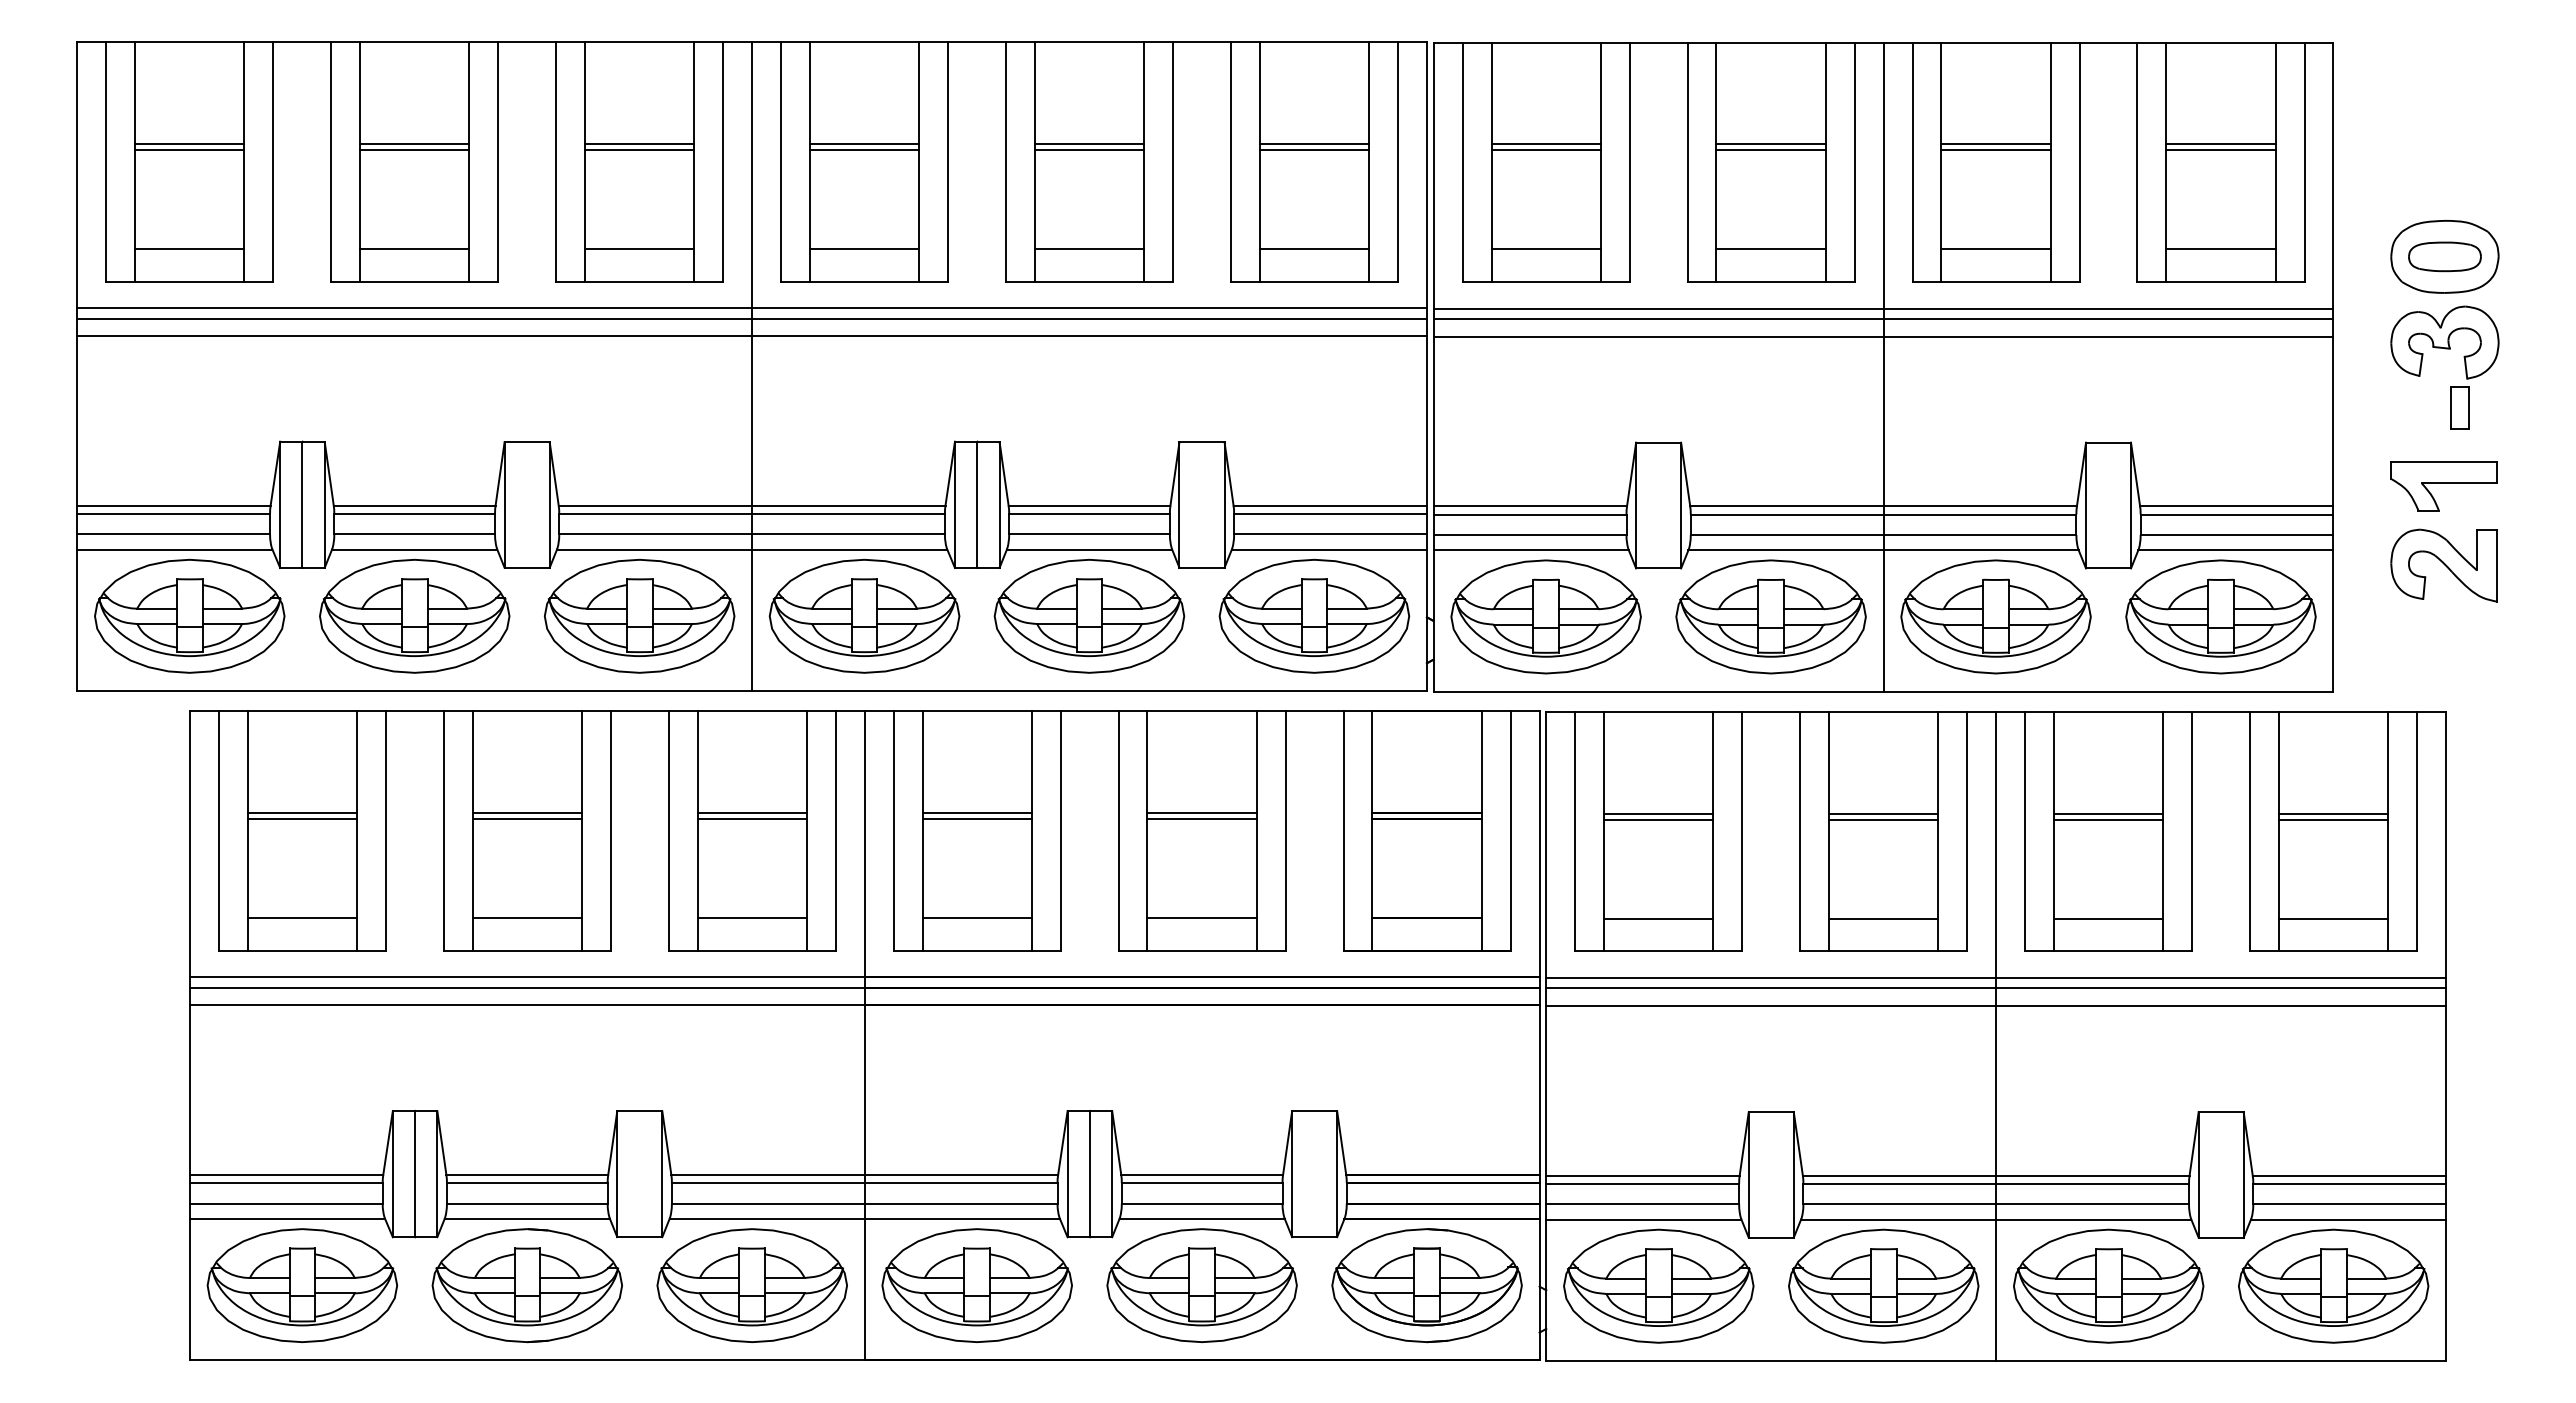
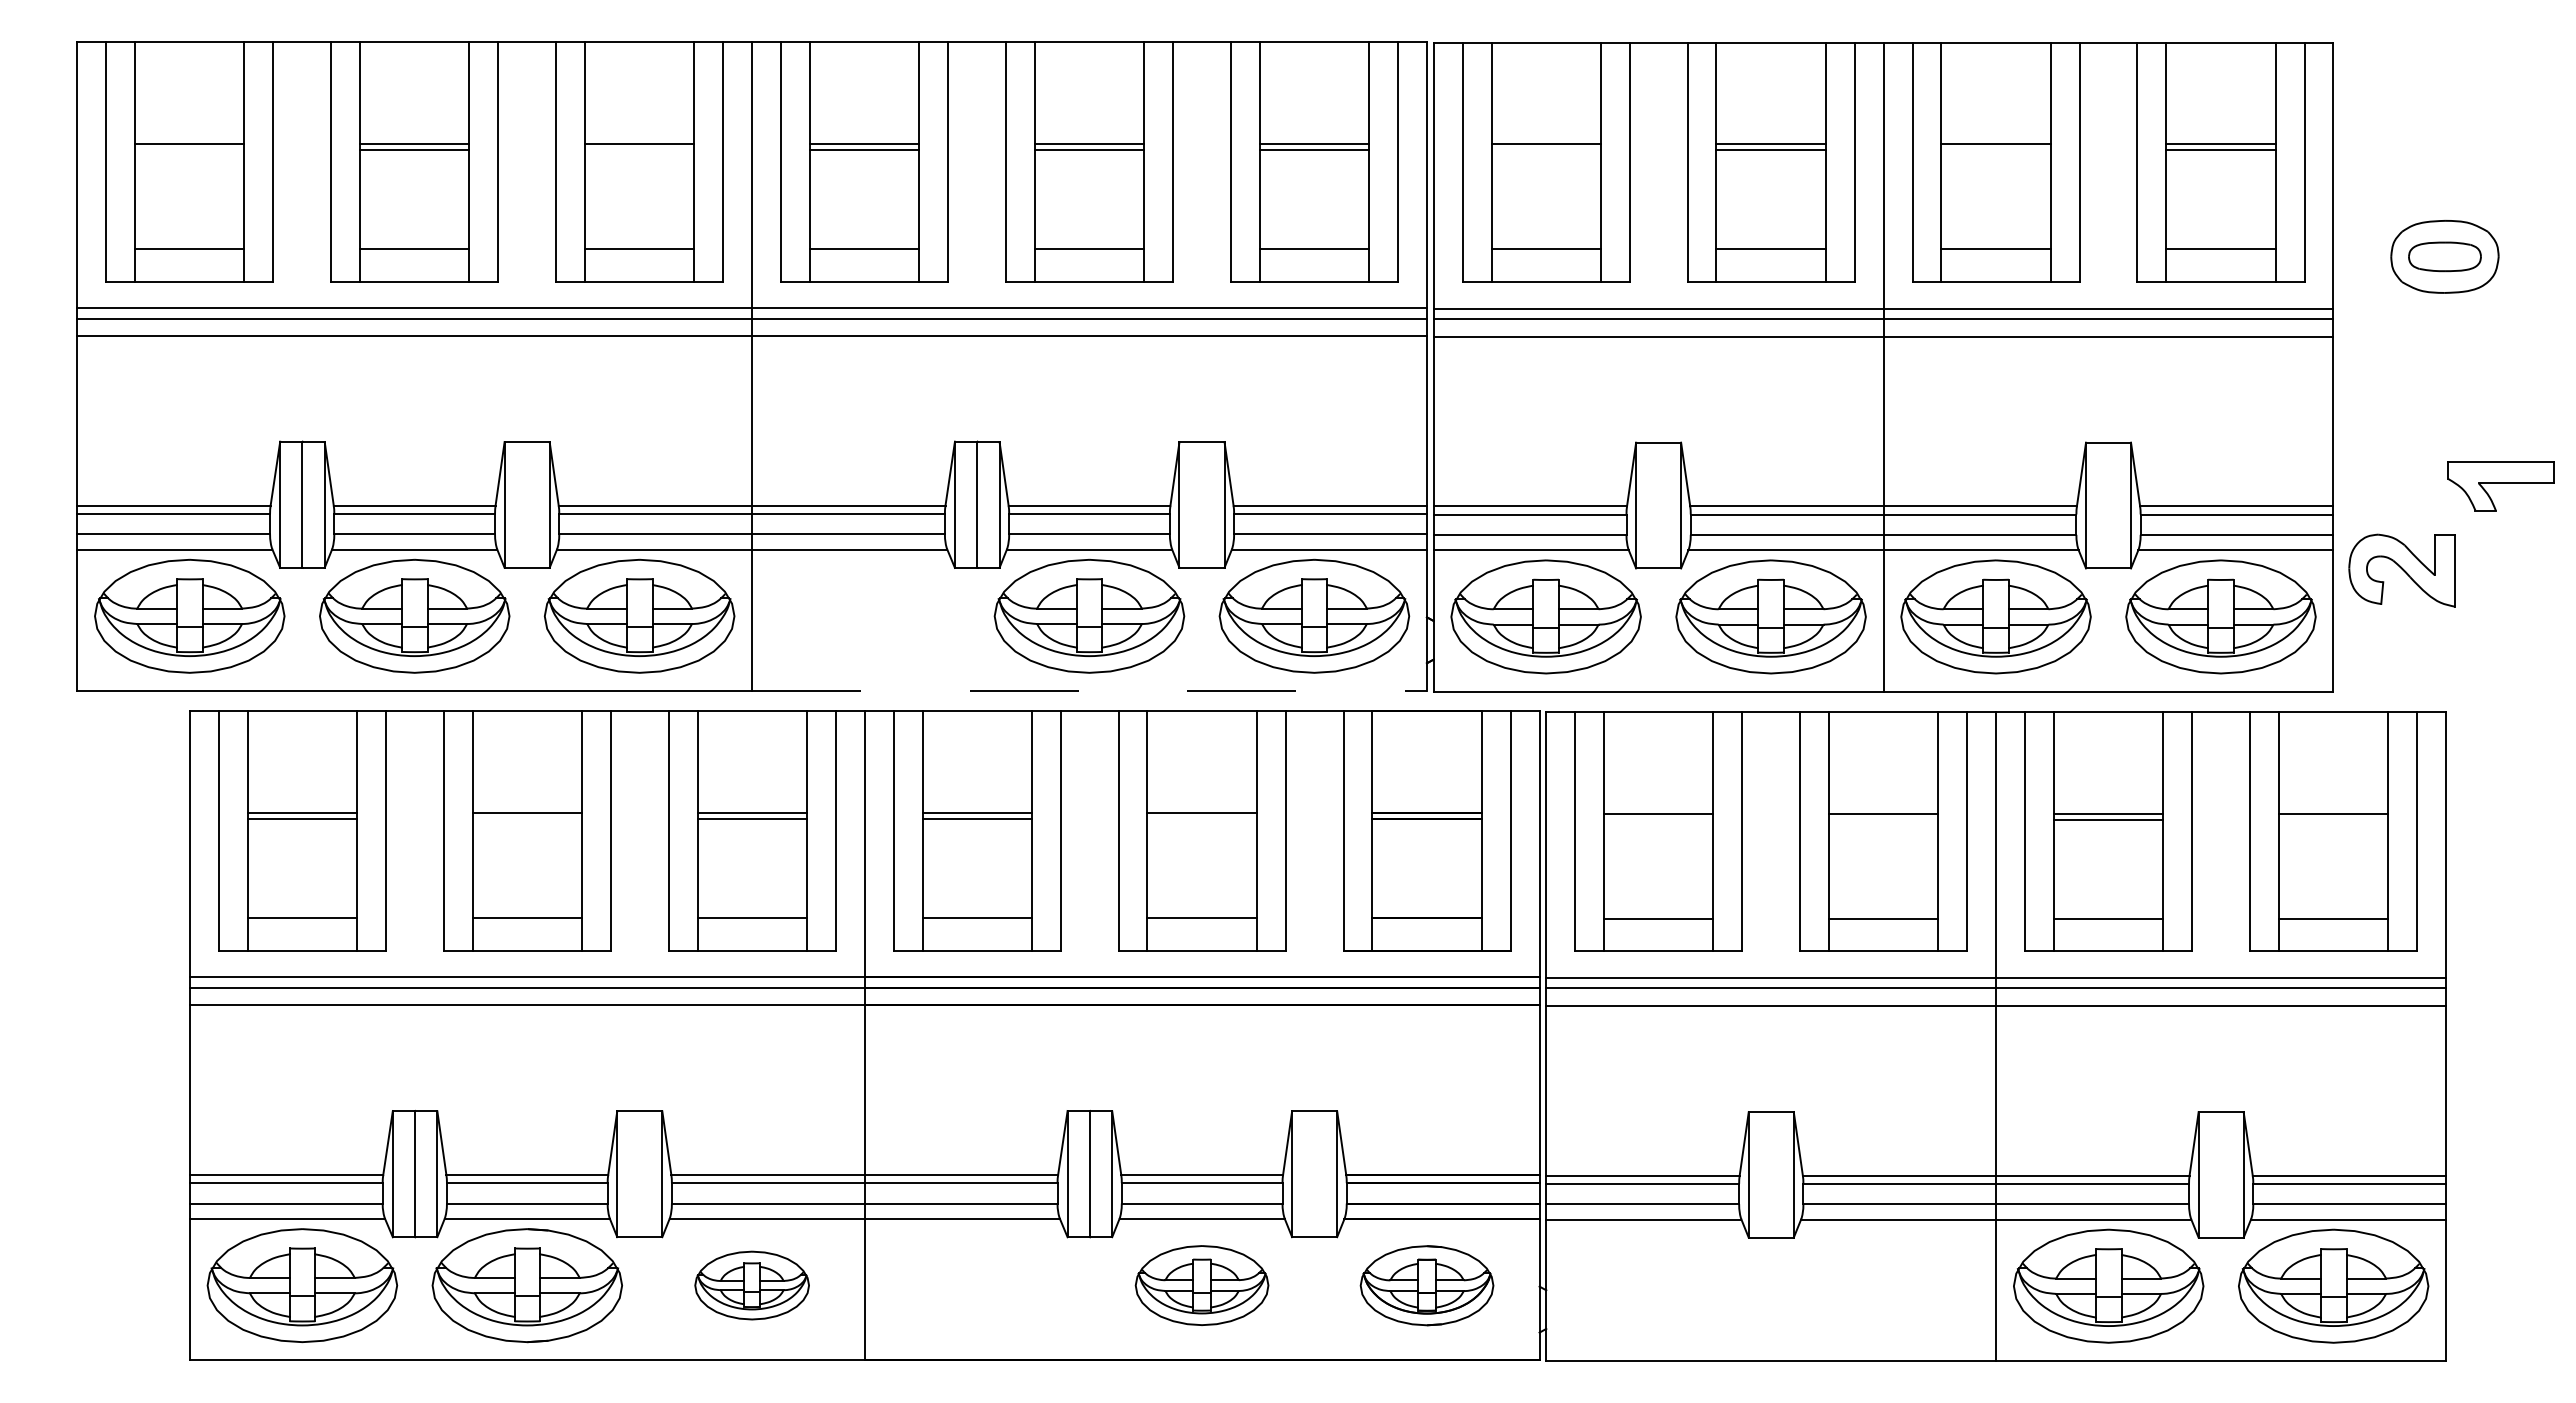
line: present -> none (189, 149)
line: present -> none (639, 149)
line: present -> none (1545, 150)
line: present -> none (1995, 150)
part: present -> none (2445, 349)
part position: (2443, 486) -> (2500, 486) (2500, 486)
part position: (2443, 565) -> (2401, 570) (2401, 570)
part: present -> none (864, 615)
line: solid -> dashed (1090, 691)
line: present -> none (527, 818)
line: present -> none (1201, 818)
line: present -> none (1658, 819)
line: present -> none (1883, 819)
line: present -> none (2333, 819)
part size: 192x115 px -> 116x71 px (751, 1285)
part: present -> none (976, 1285)
part size: 192x115 px -> 136x81 px (1201, 1285)
part size: 192x116 px -> 136x82 px (1426, 1285)
part: present -> none (1658, 1285)
part: present -> none (1883, 1285)
